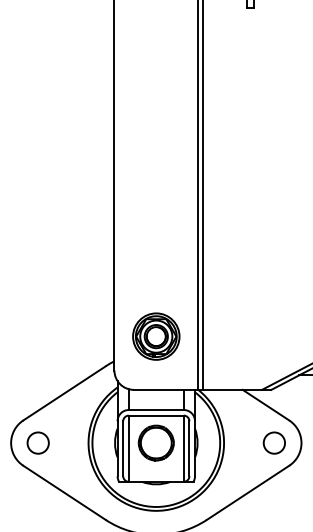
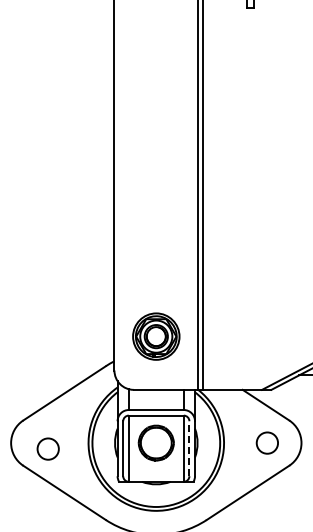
circle position: (37, 442) -> (47, 448) (47, 448)
circle position: (273, 442) -> (266, 442) (266, 442)
line: solid -> dashed (189, 448)
